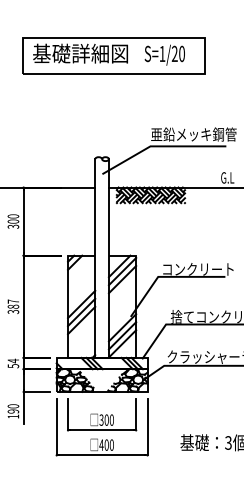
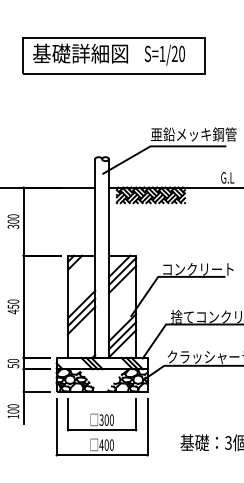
text: 387 -> 450 (13, 306)
text: 54 -> 50 (13, 360)
text: 190 -> 100 (13, 411)
